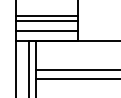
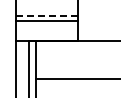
line: solid -> dashed (47, 16)
line: present -> none (47, 30)
line: present -> none (76, 69)
